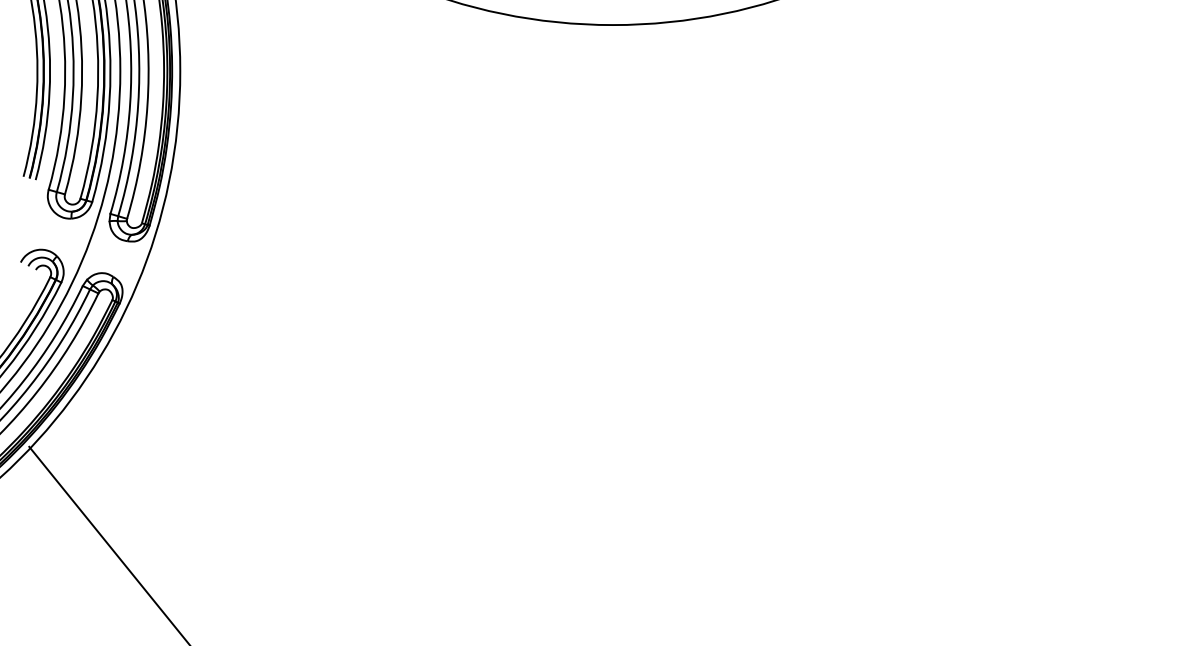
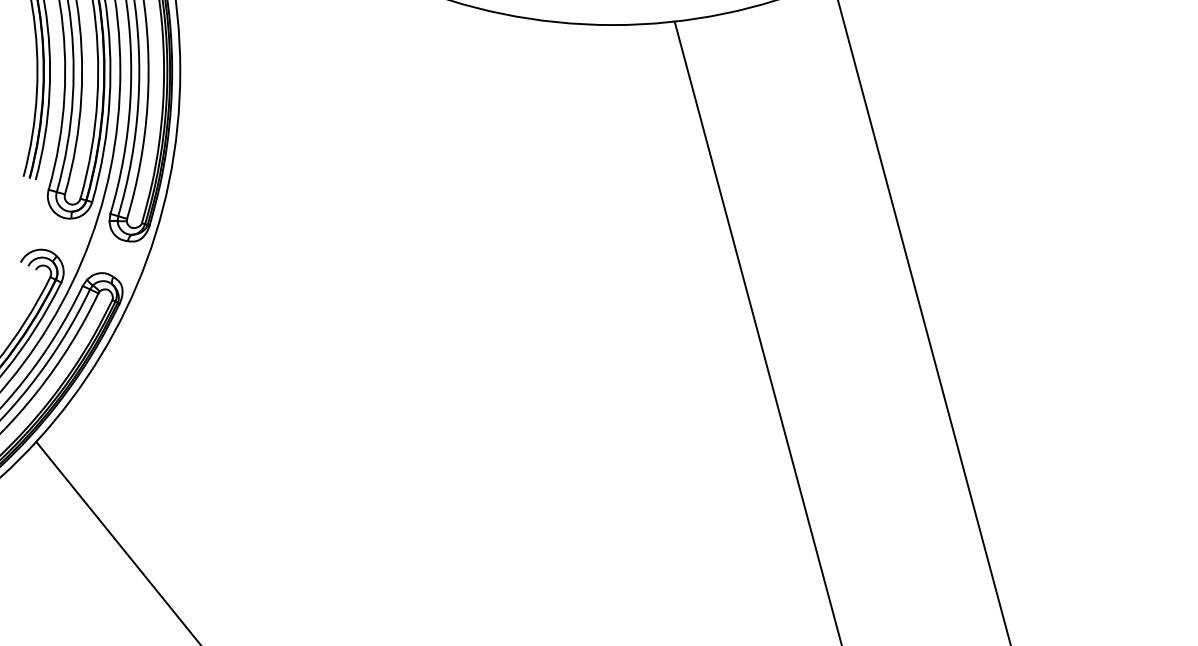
line: none -> present (924, 322)
line: none -> present (757, 331)
line position: (108, 544) -> (117, 541) (117, 541)
